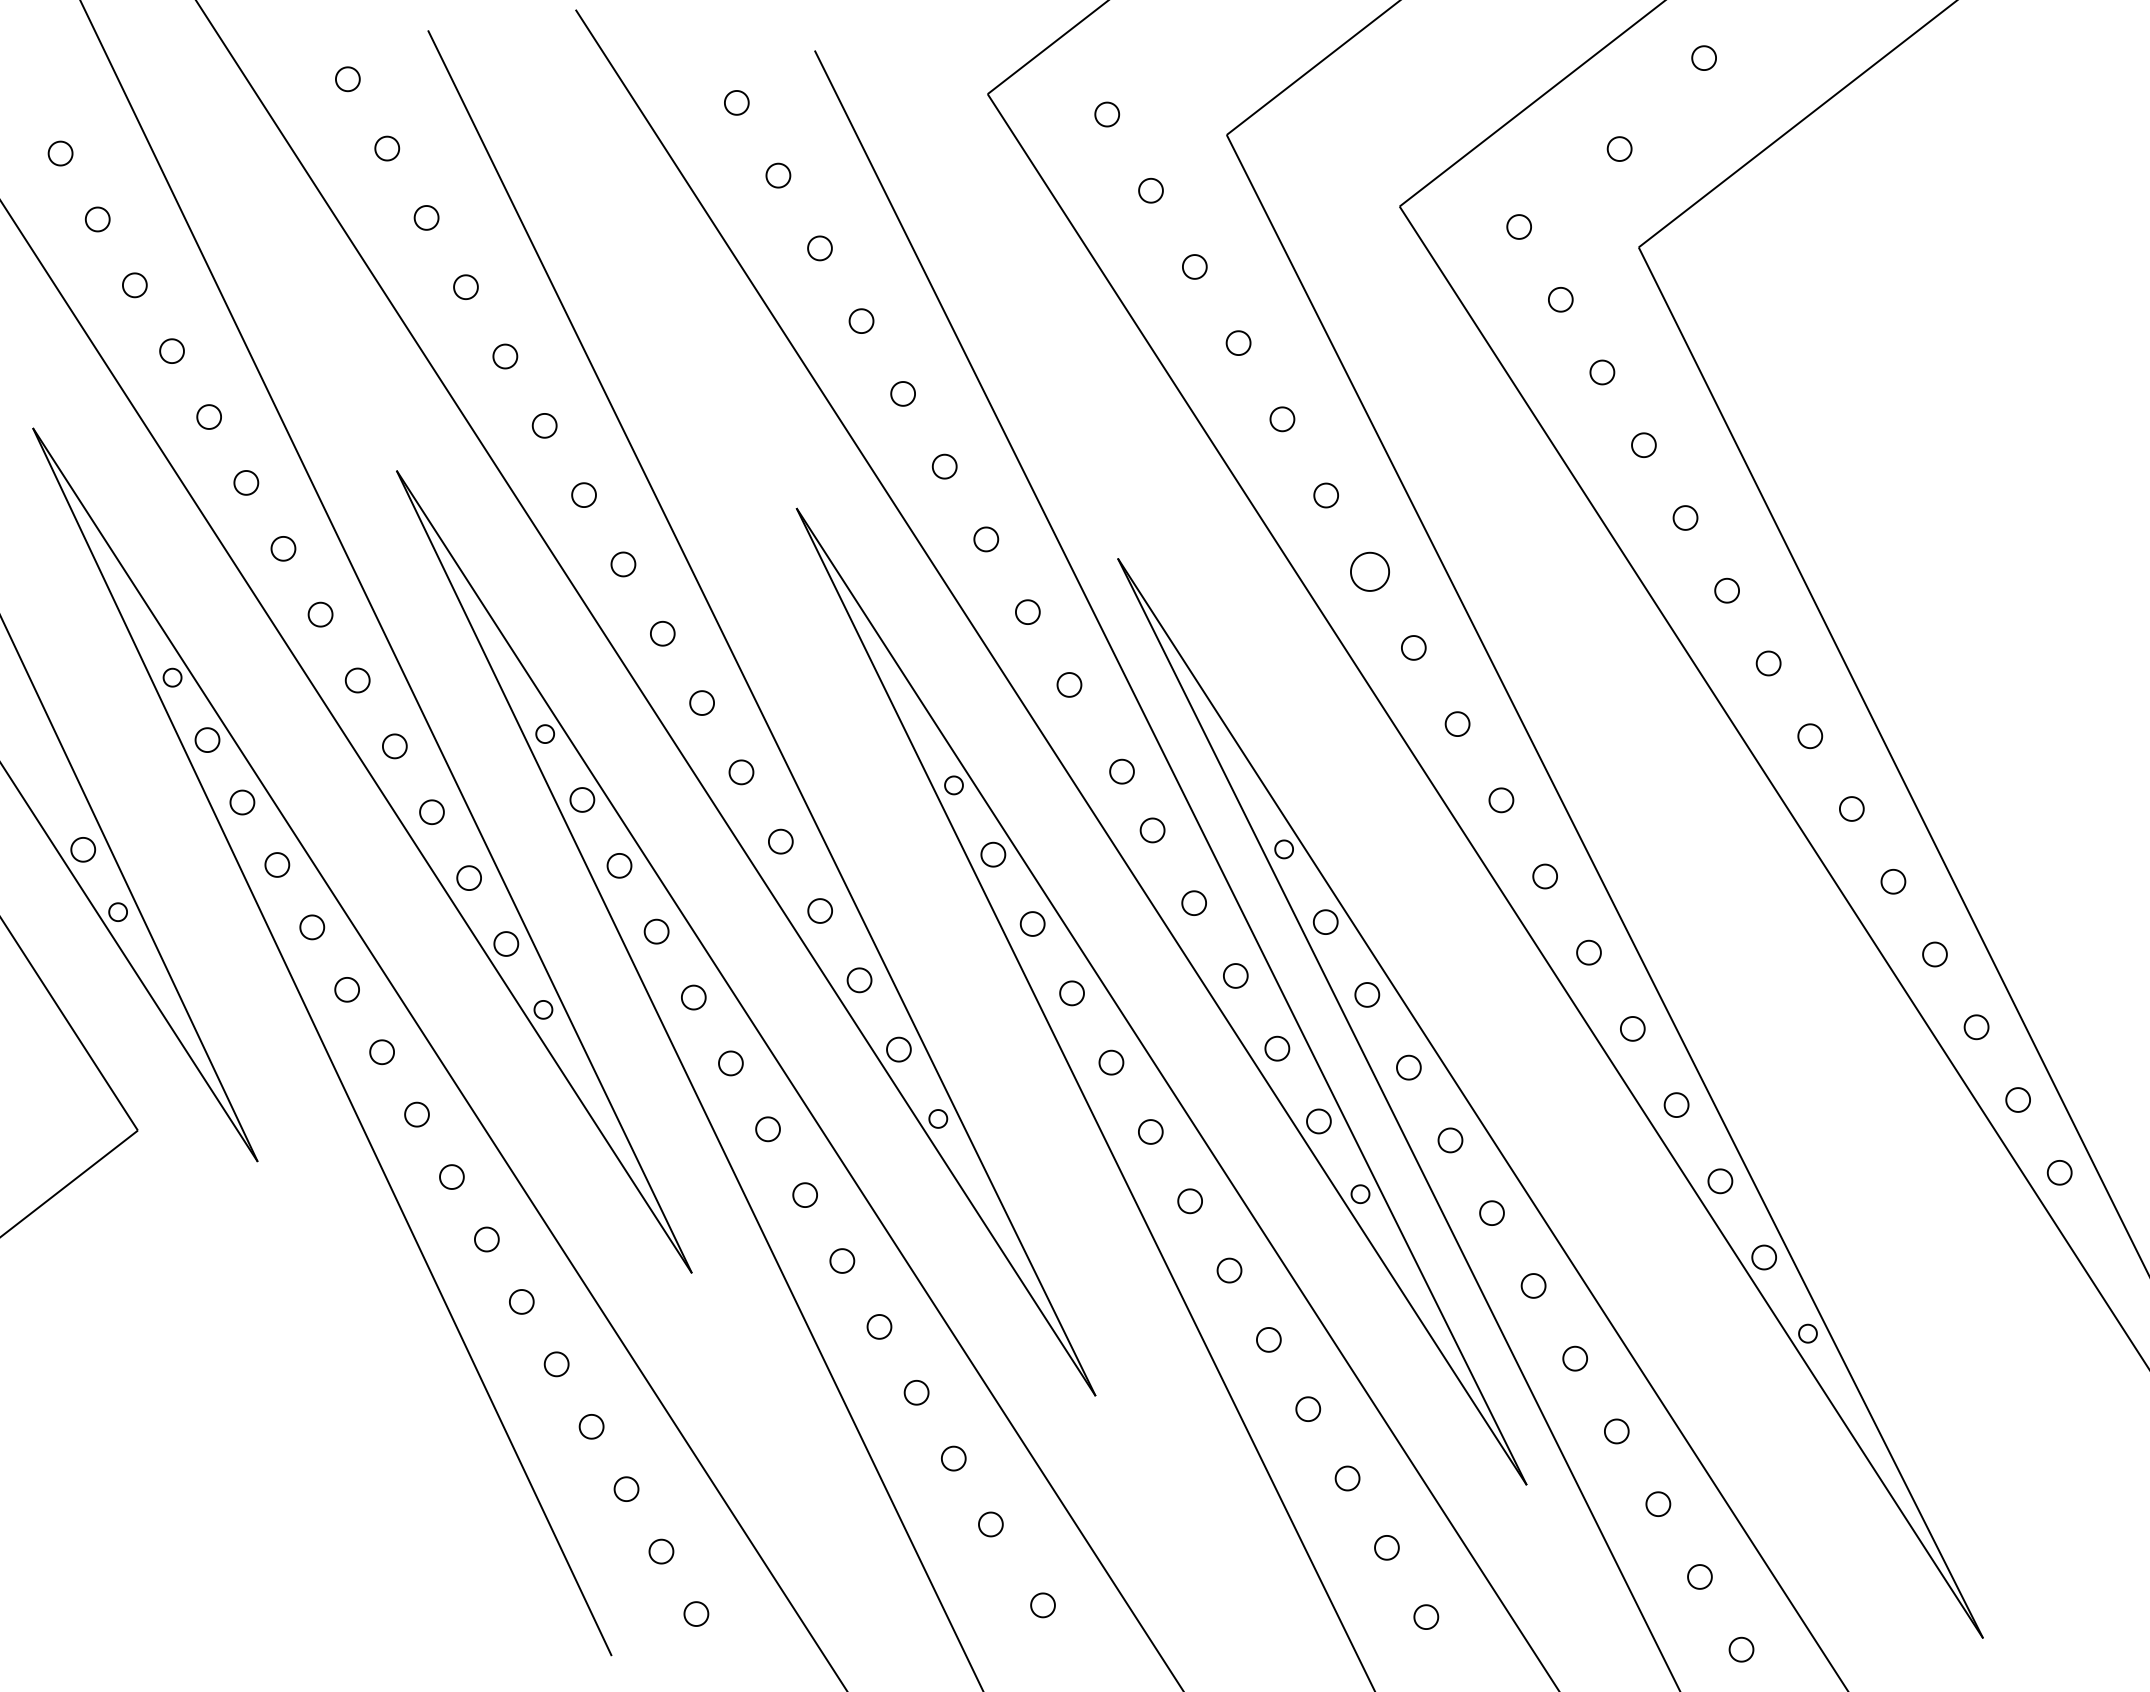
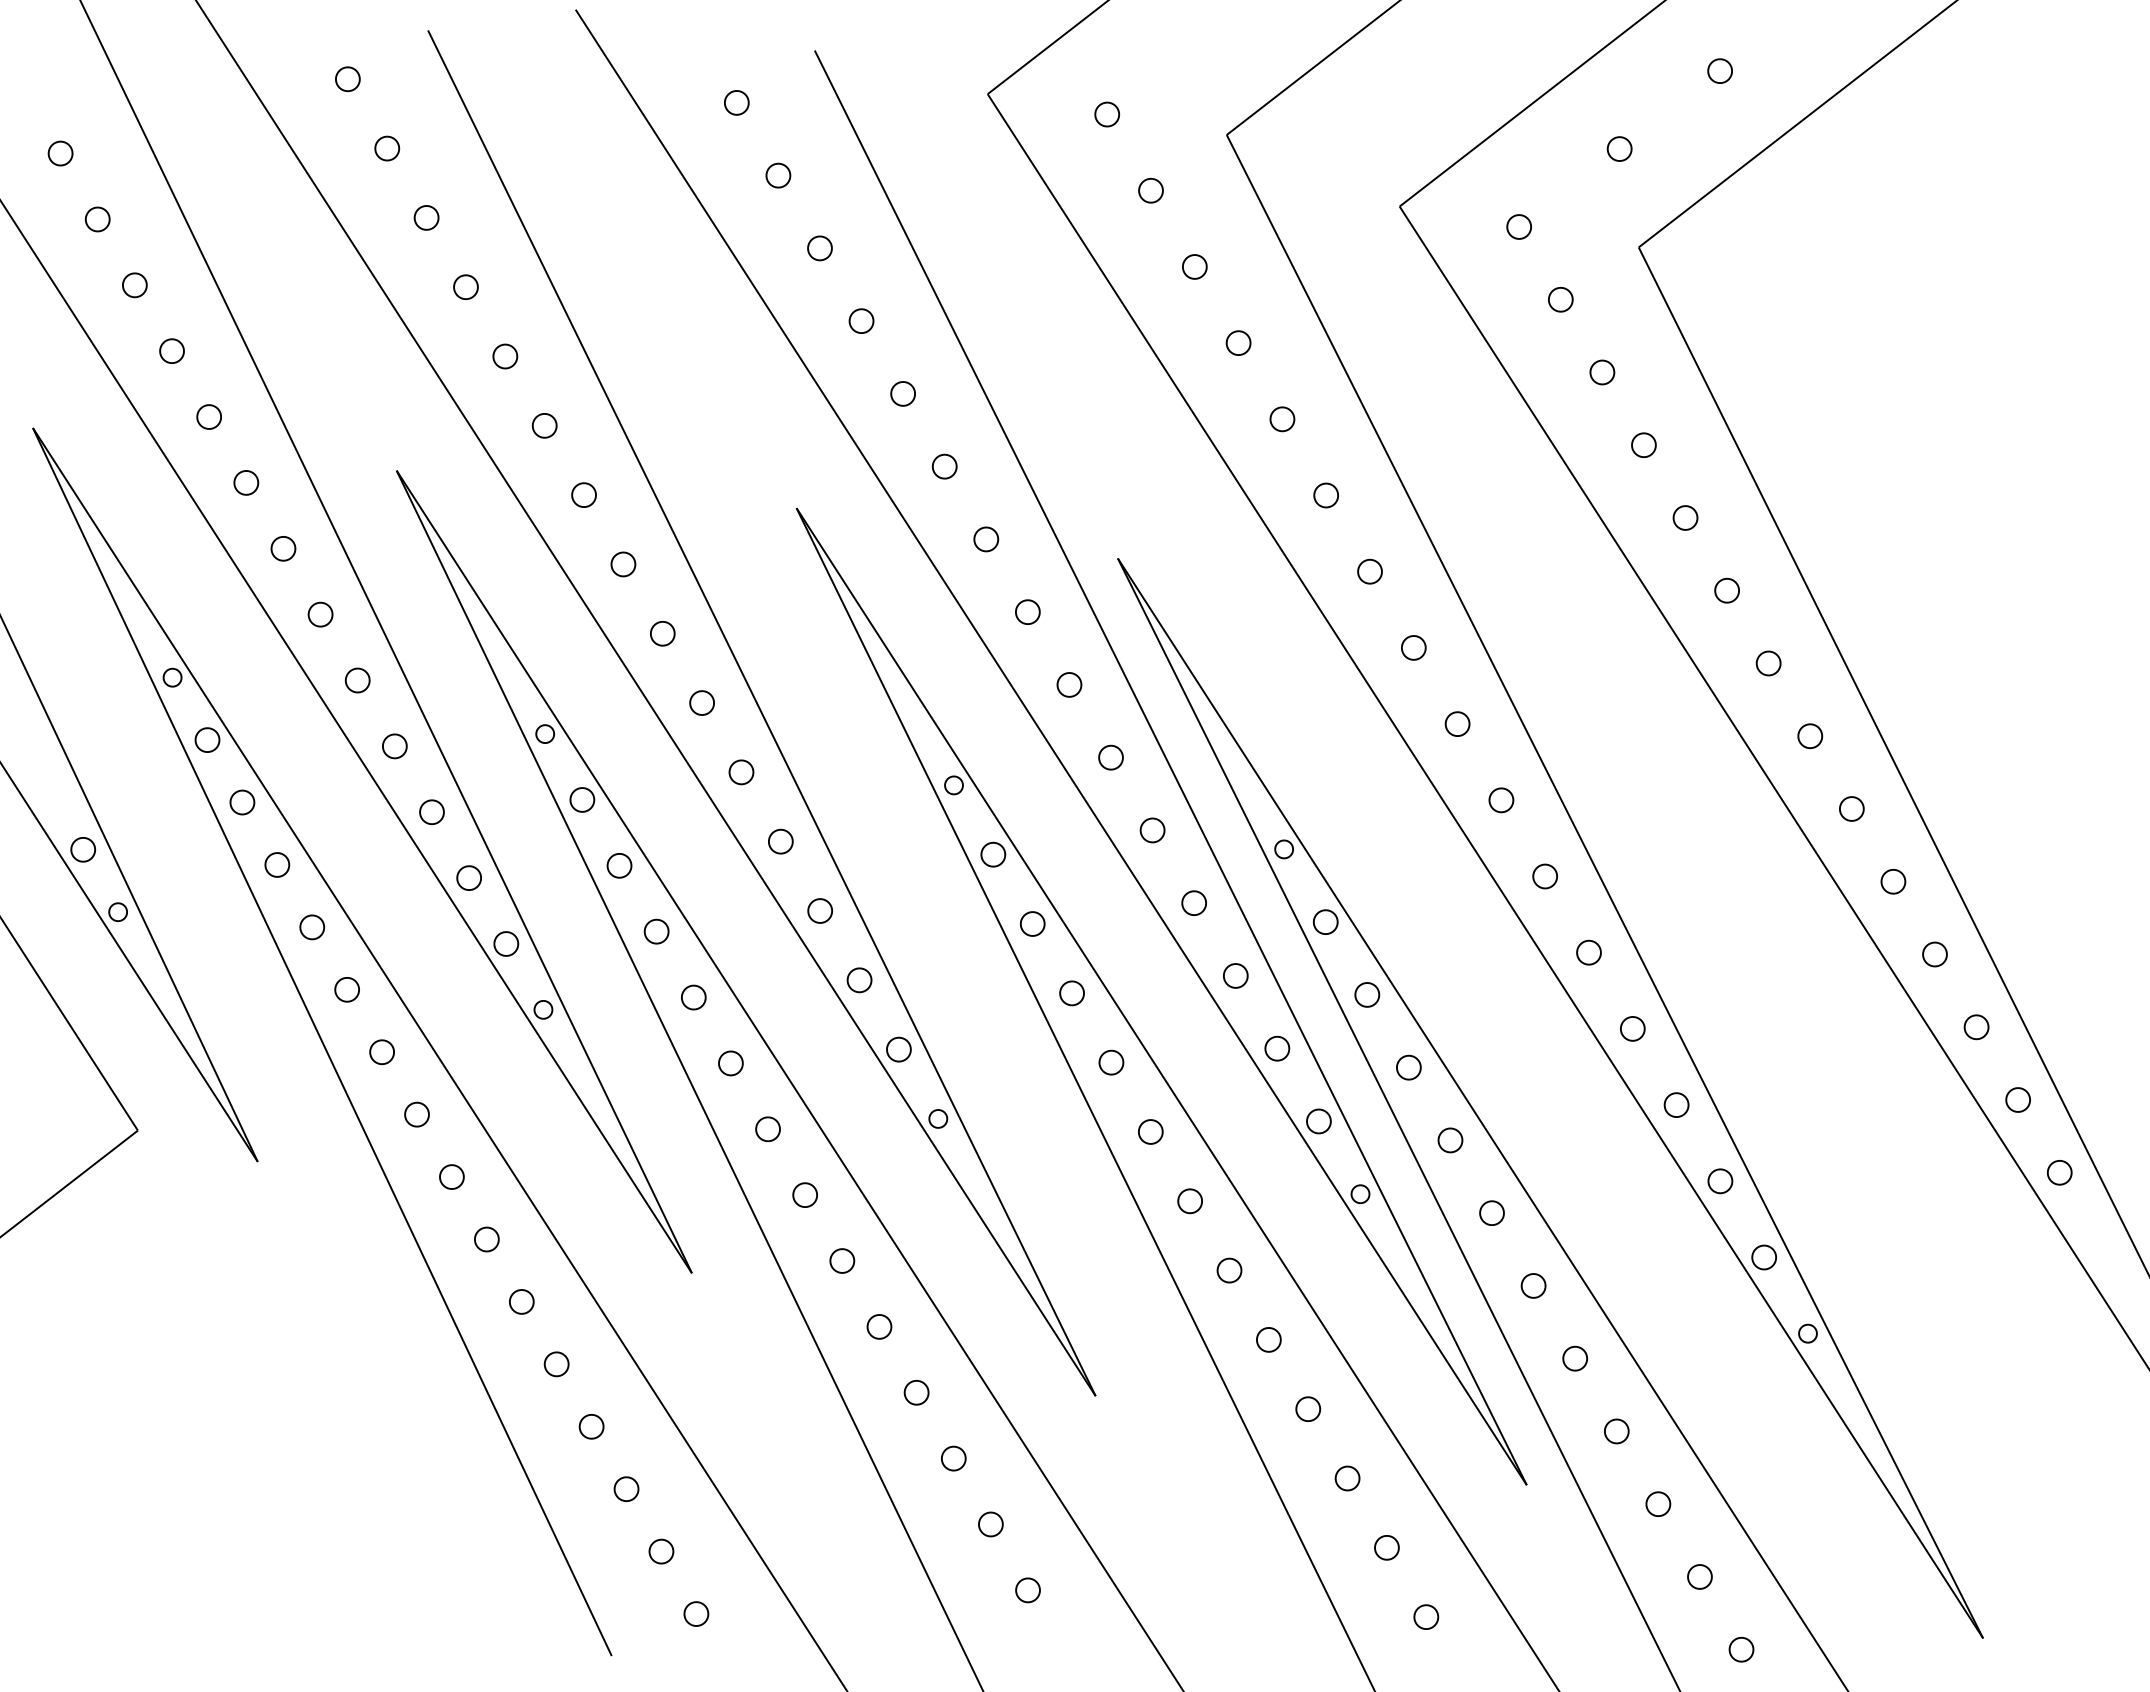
part position: (1703, 57) -> (1719, 70) (1719, 70)
part size: 40x41 px -> 26x27 px (1369, 571)
part position: (1121, 771) -> (1110, 757) (1110, 757)
part position: (1042, 1605) -> (1027, 1590) (1027, 1590)
